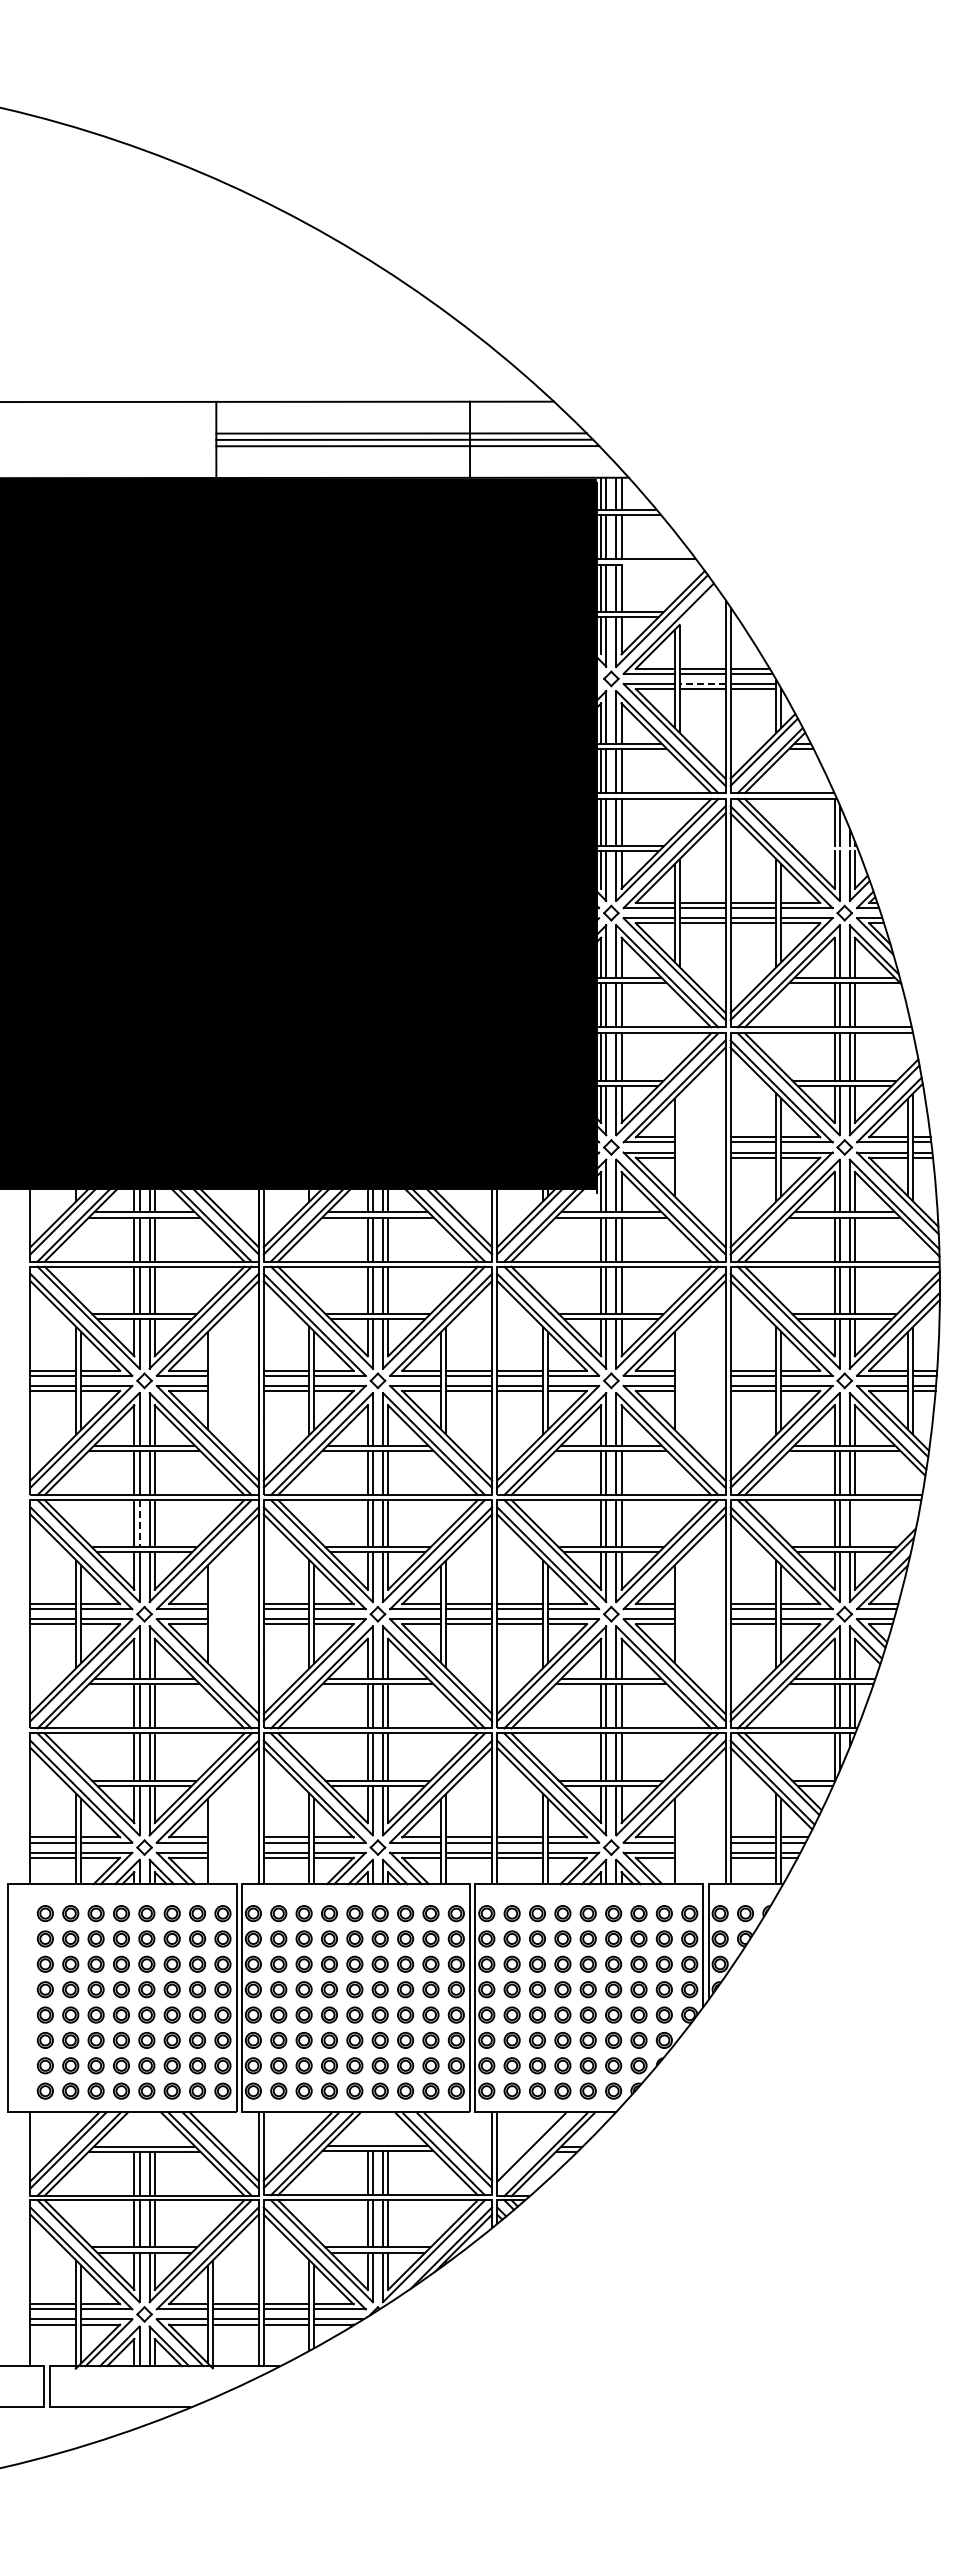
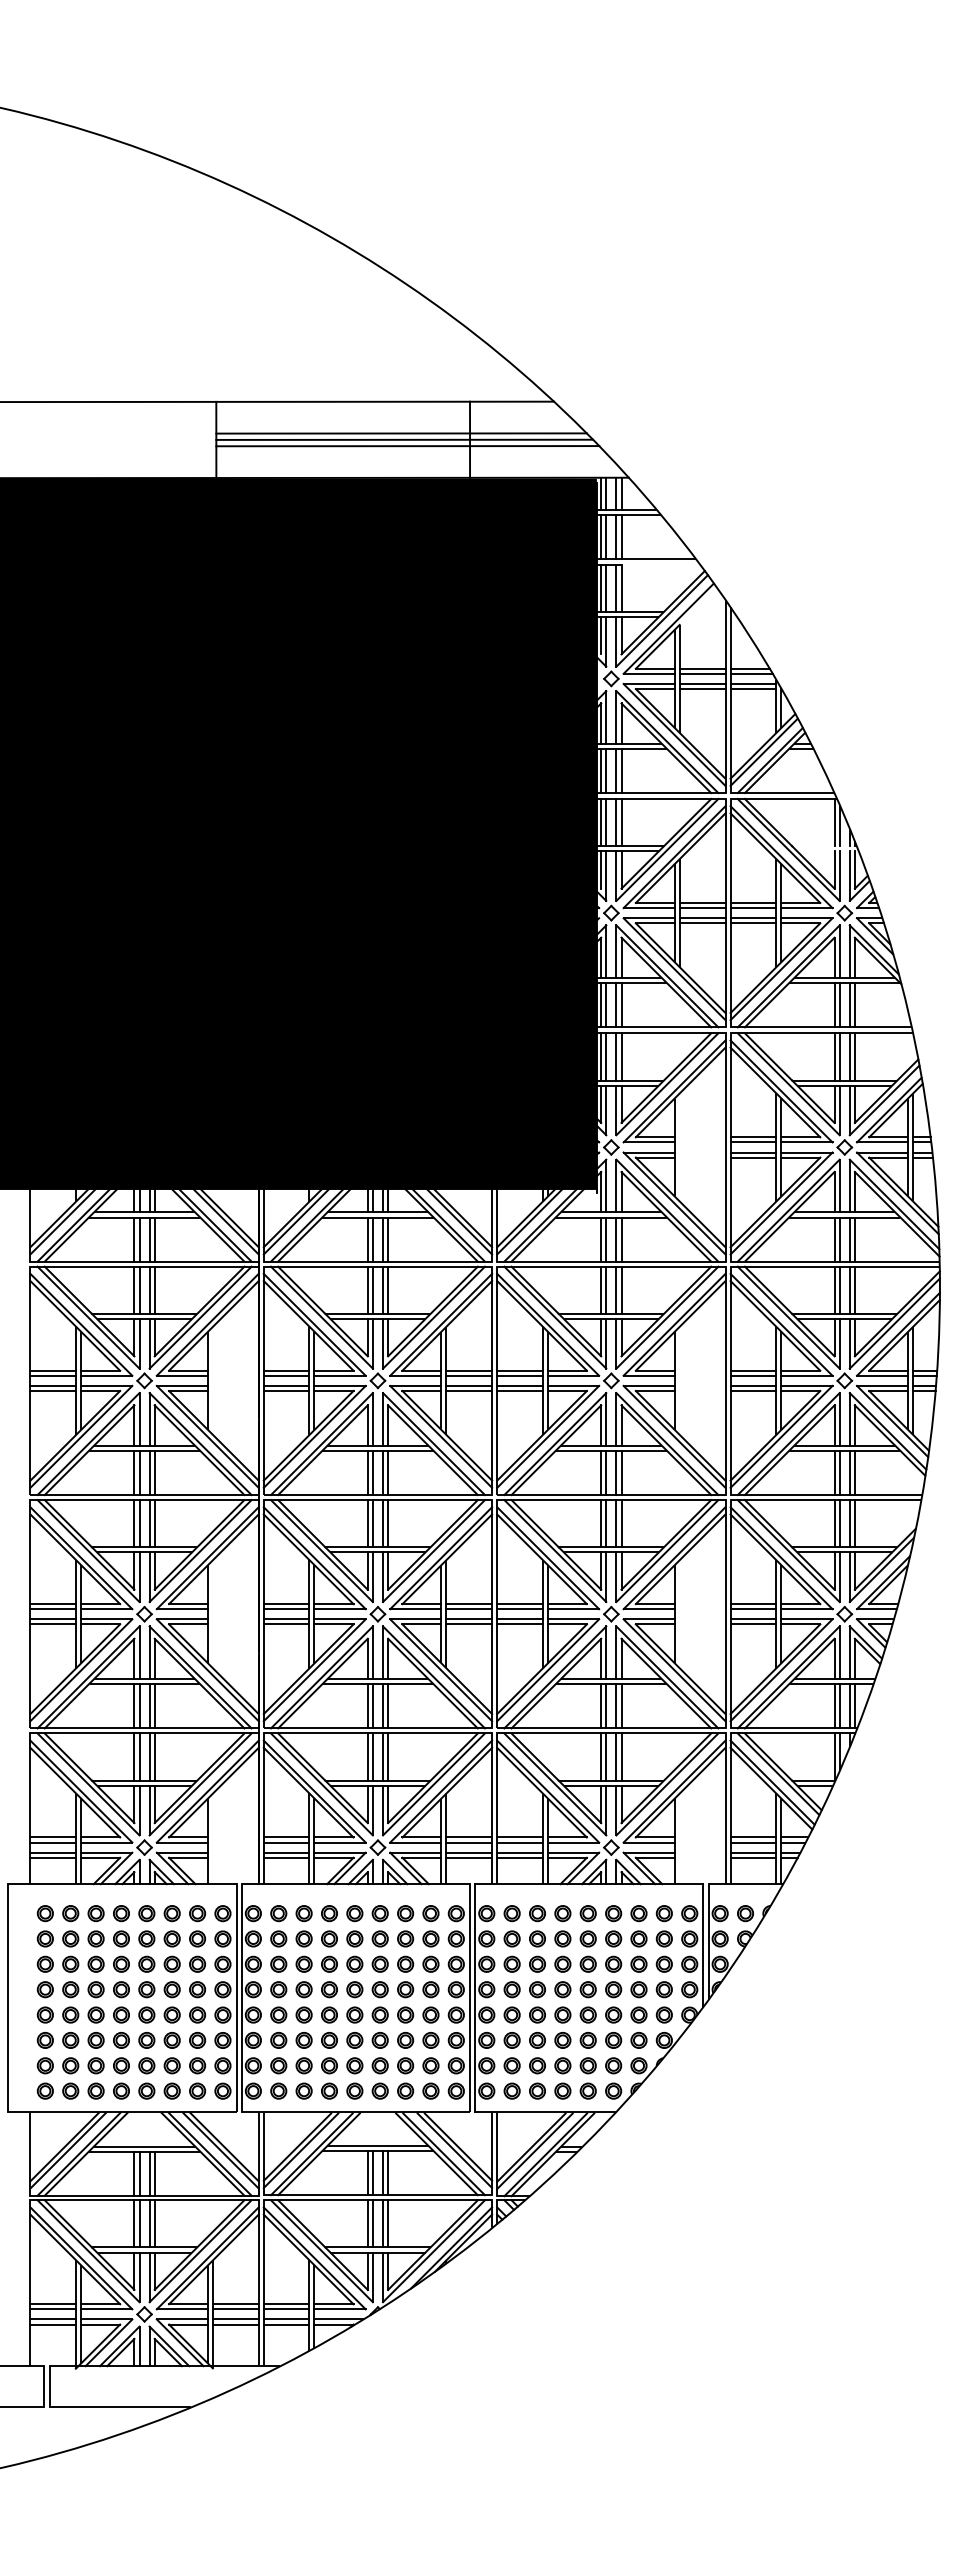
line: dashed -> solid (702, 683)
line: dashed -> solid (139, 1523)
line: none -> present (854, 1523)
line: none -> present (534, 2151)
